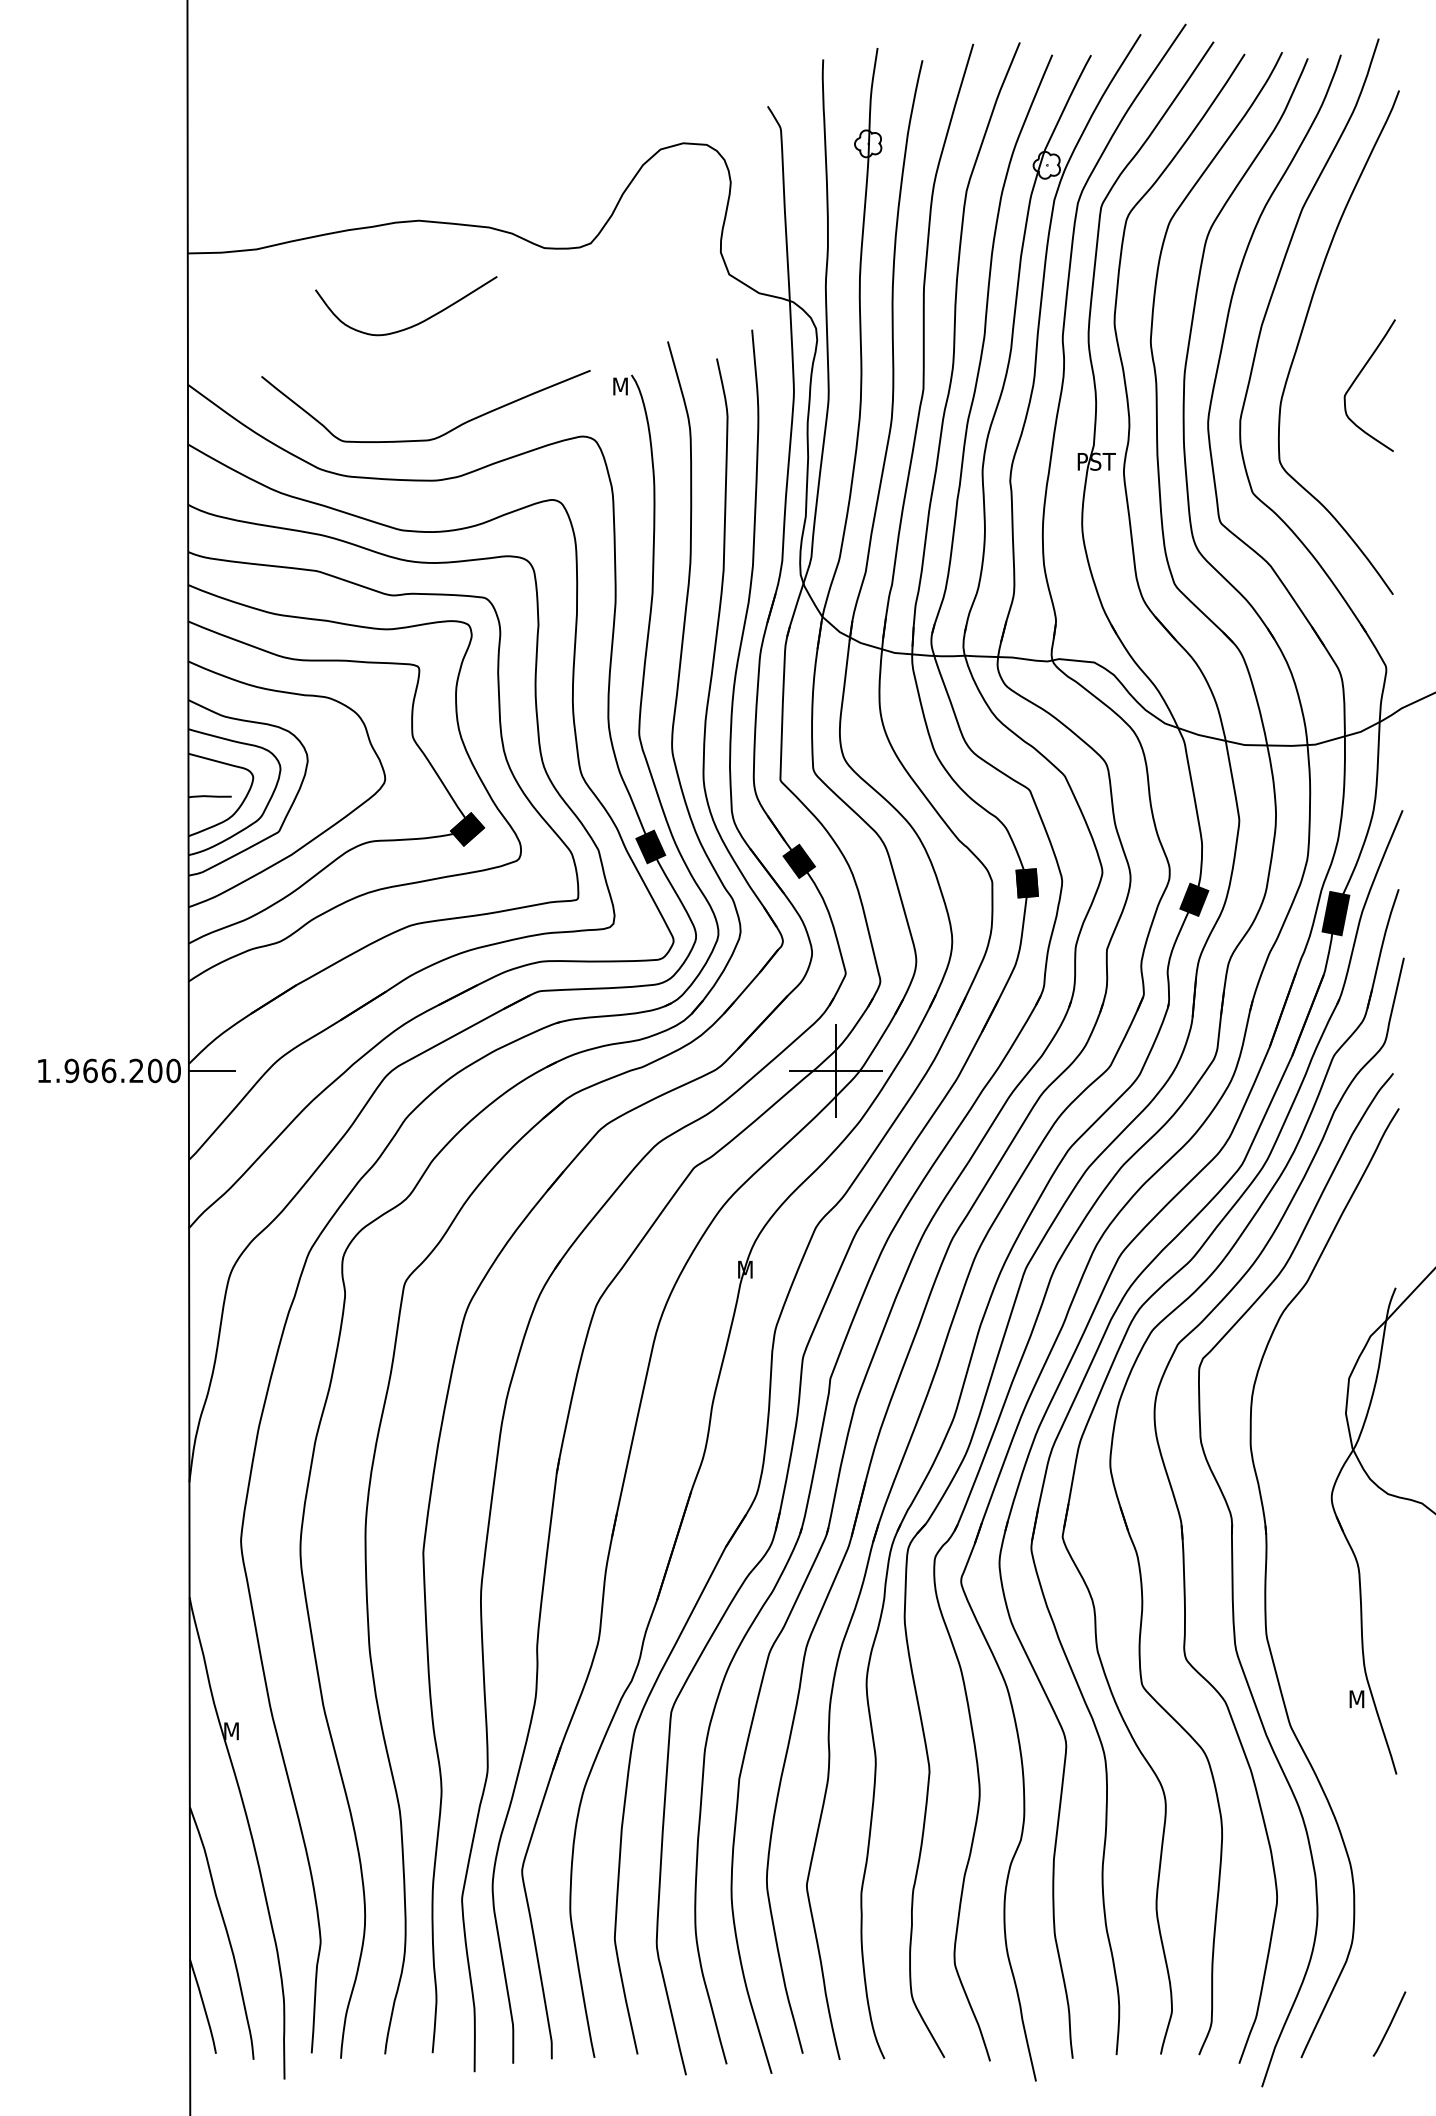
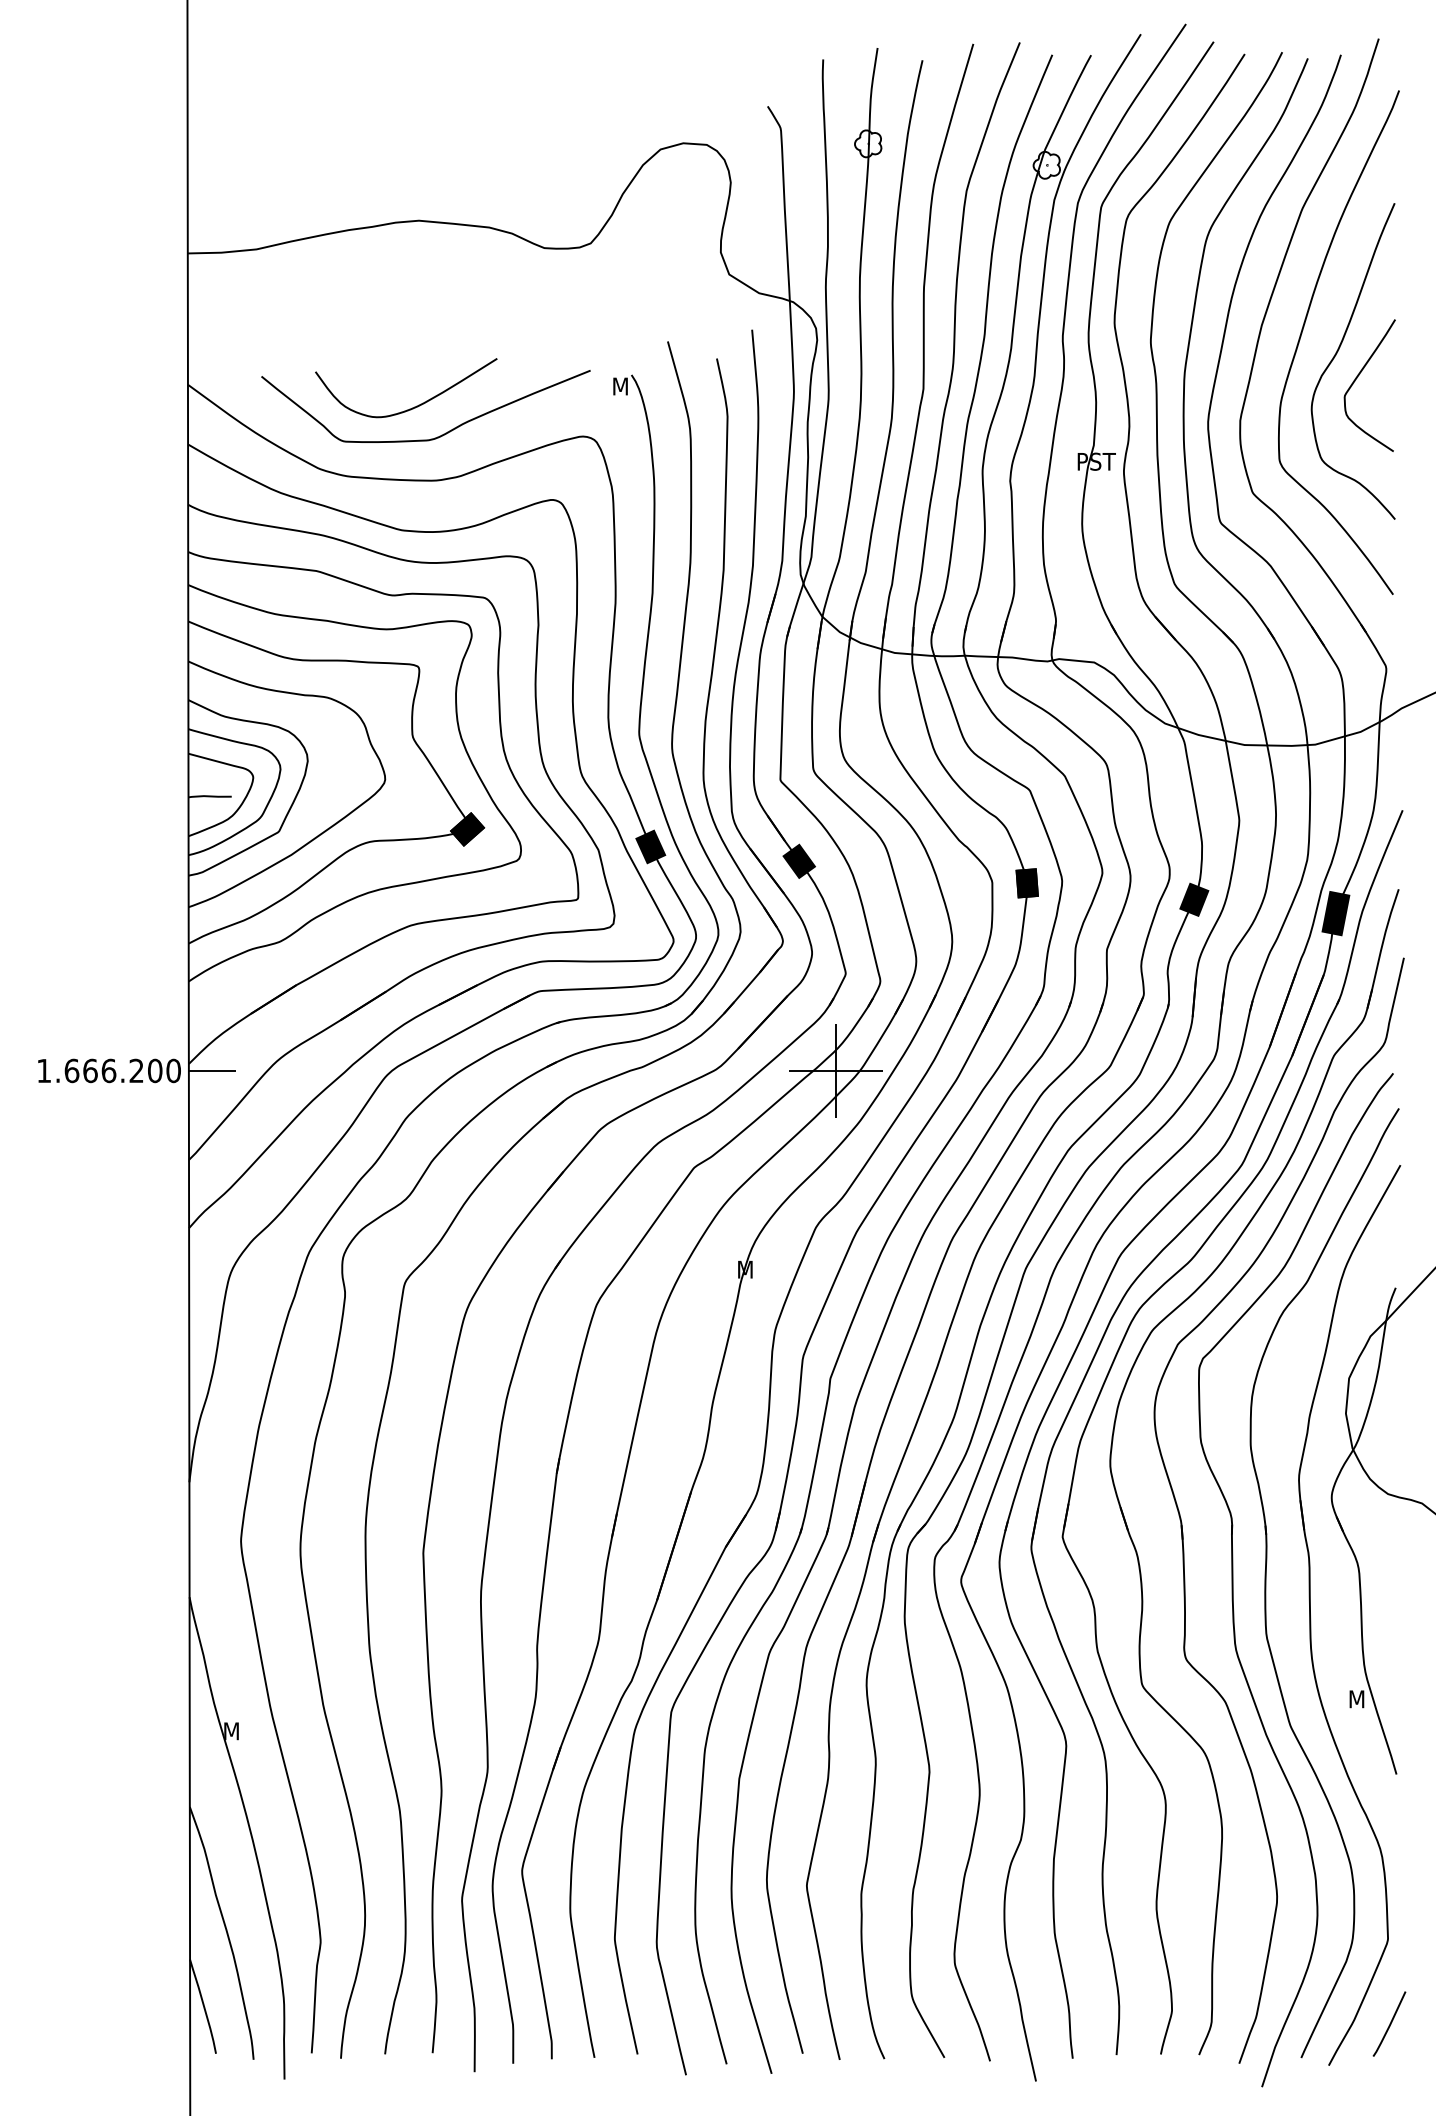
curve position: (414, 324) -> (414, 406) (414, 406)
curve: none -> present (1337, 353)
text: 1.966.200 -> 1.666.200 (71, 1070)
part: none -> present (1311, 1618)
